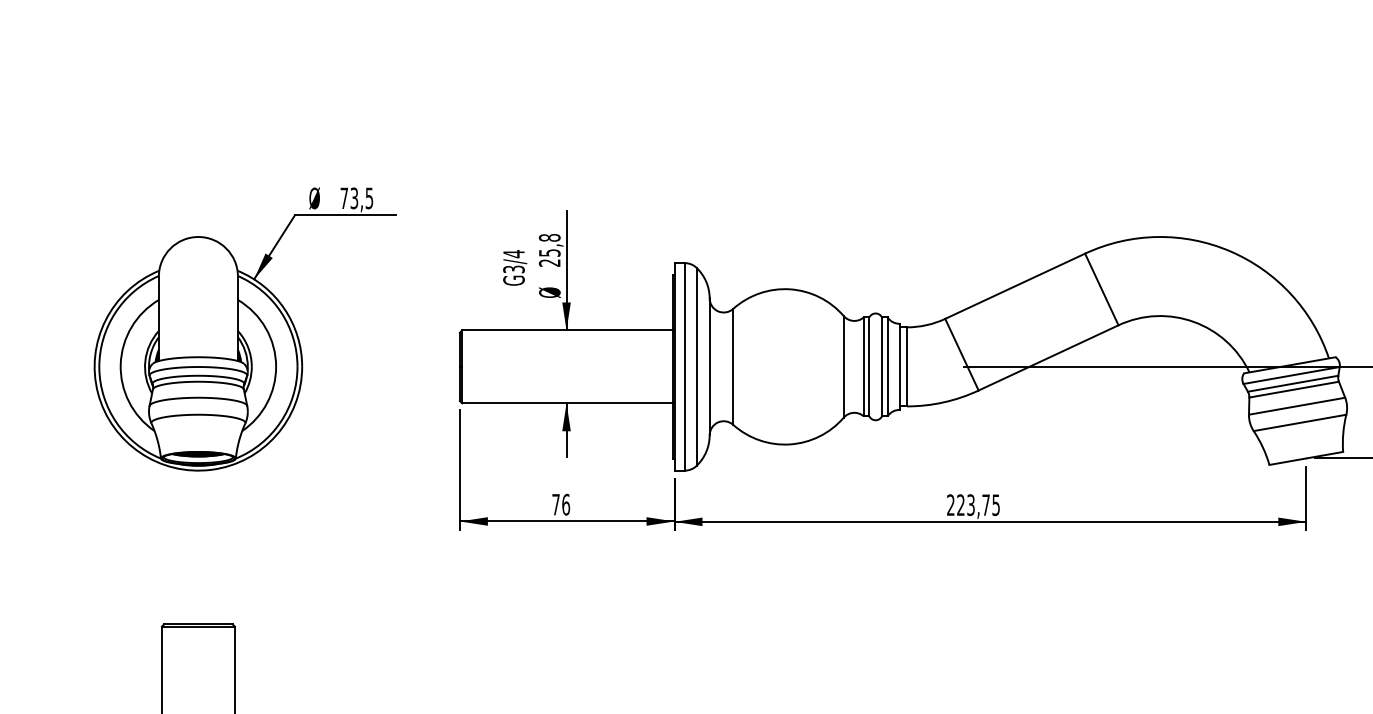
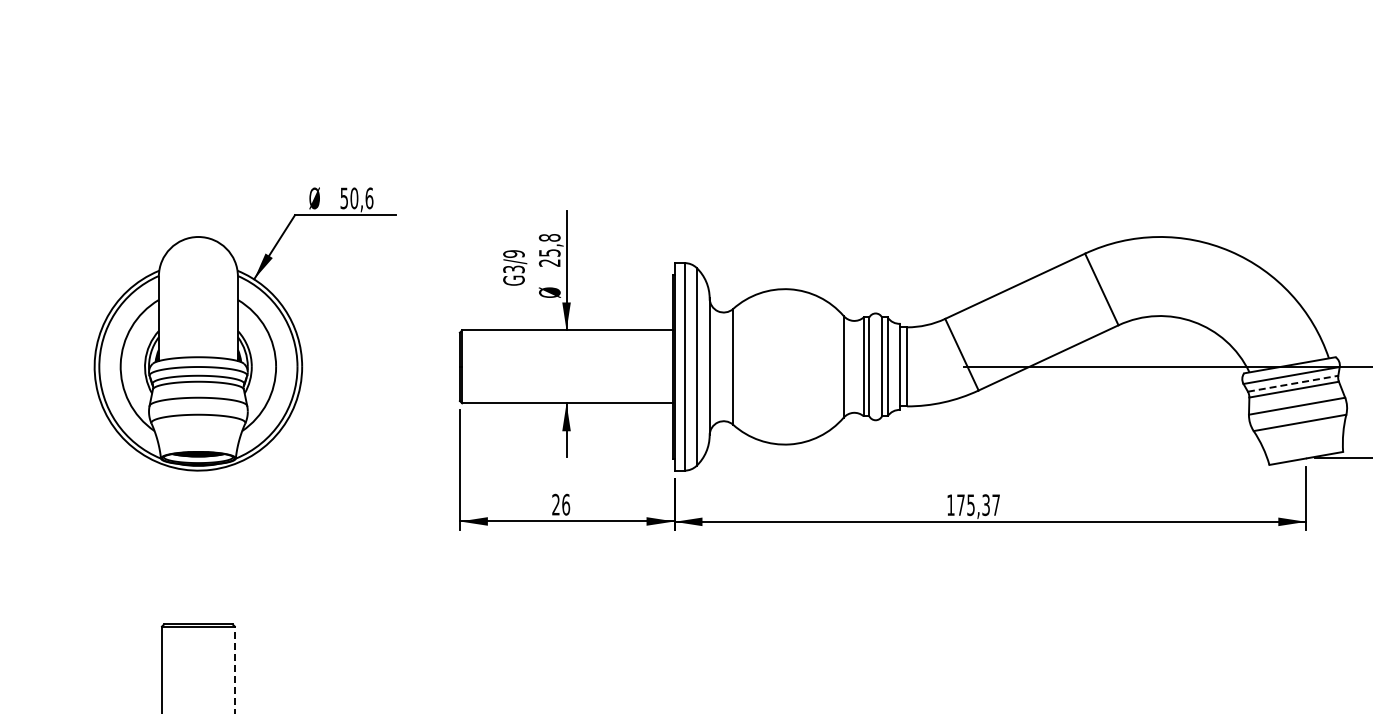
text: 73,5 -> 50,6 (356, 198)
text: G3/4 -> G3/9 (513, 254)
line: solid -> dashed (1293, 383)
text: 76 -> 26 (555, 504)
text: 223,75 -> 175,37 (973, 505)
line: solid -> dashed (234, 669)
